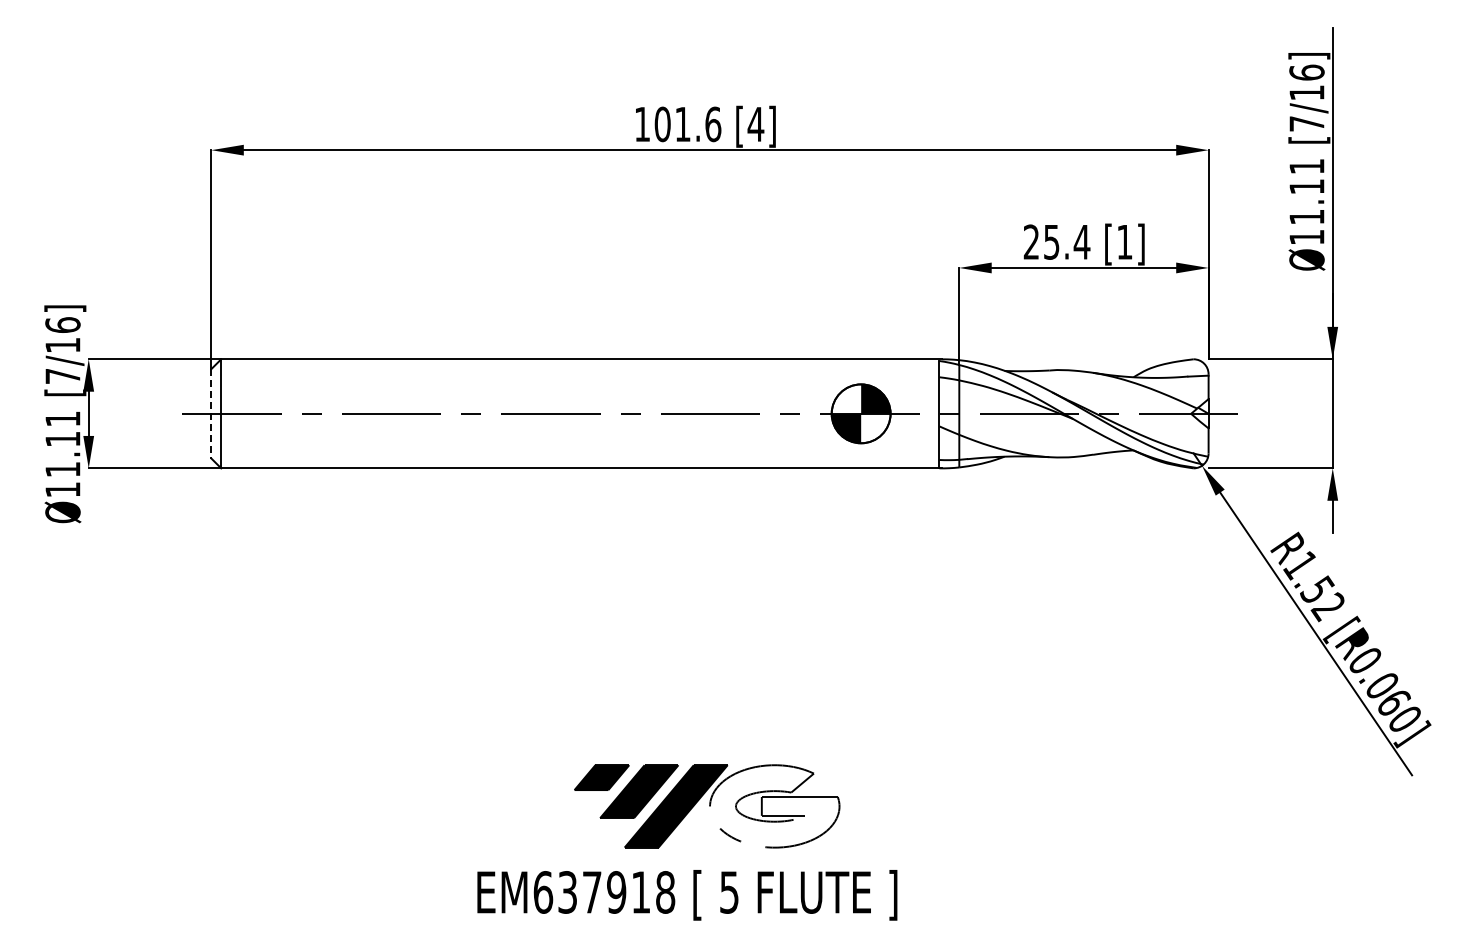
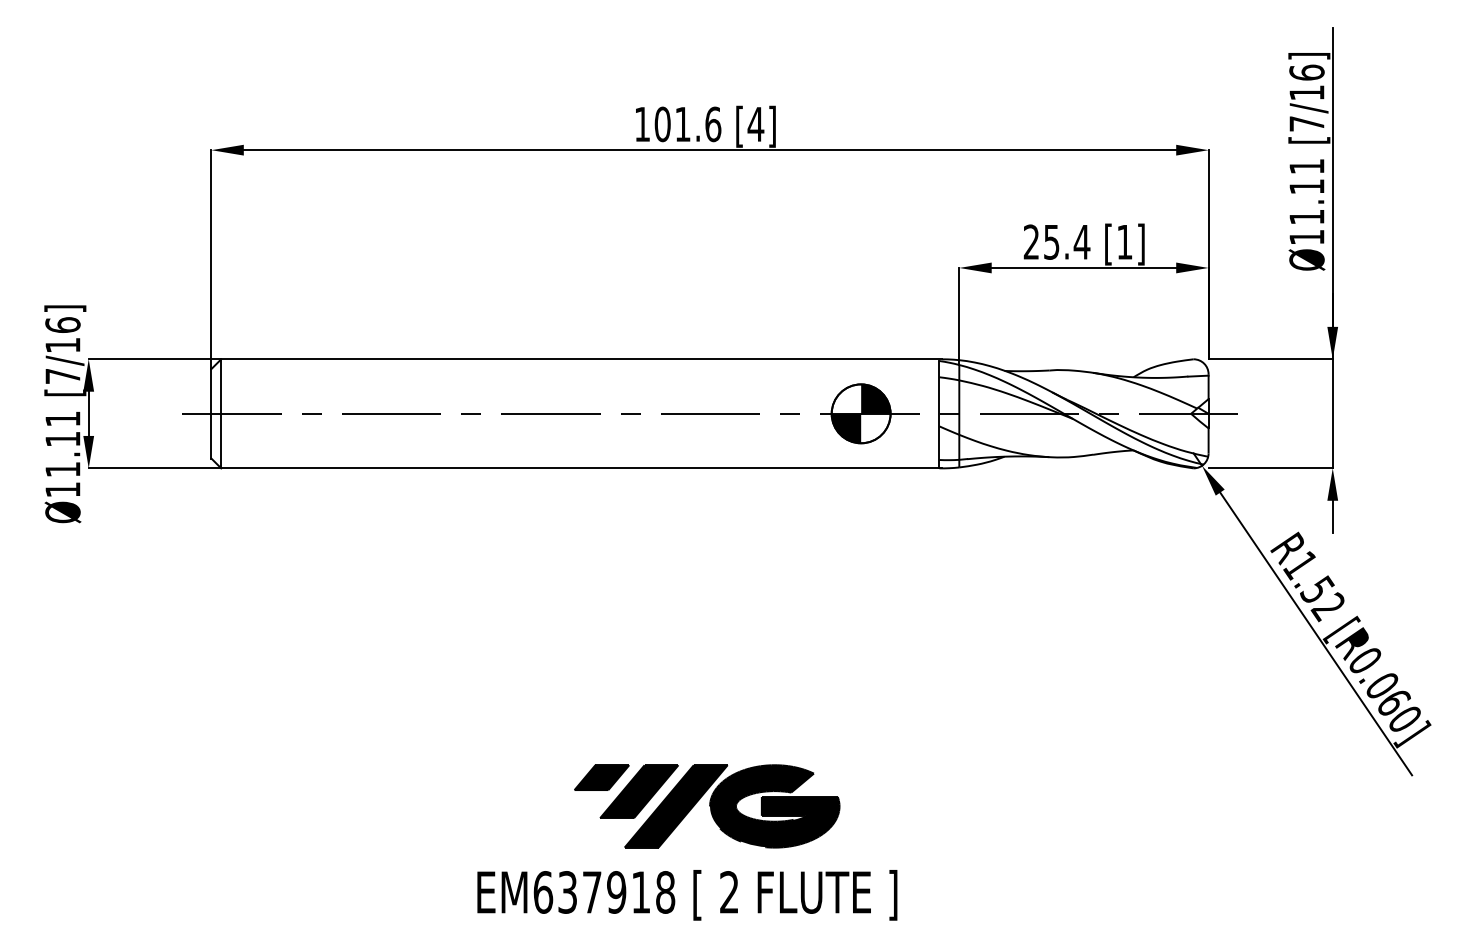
line: dashed -> solid (211, 413)
fill: none -> present (774, 806)
text: 5 -> 2 (729, 892)
